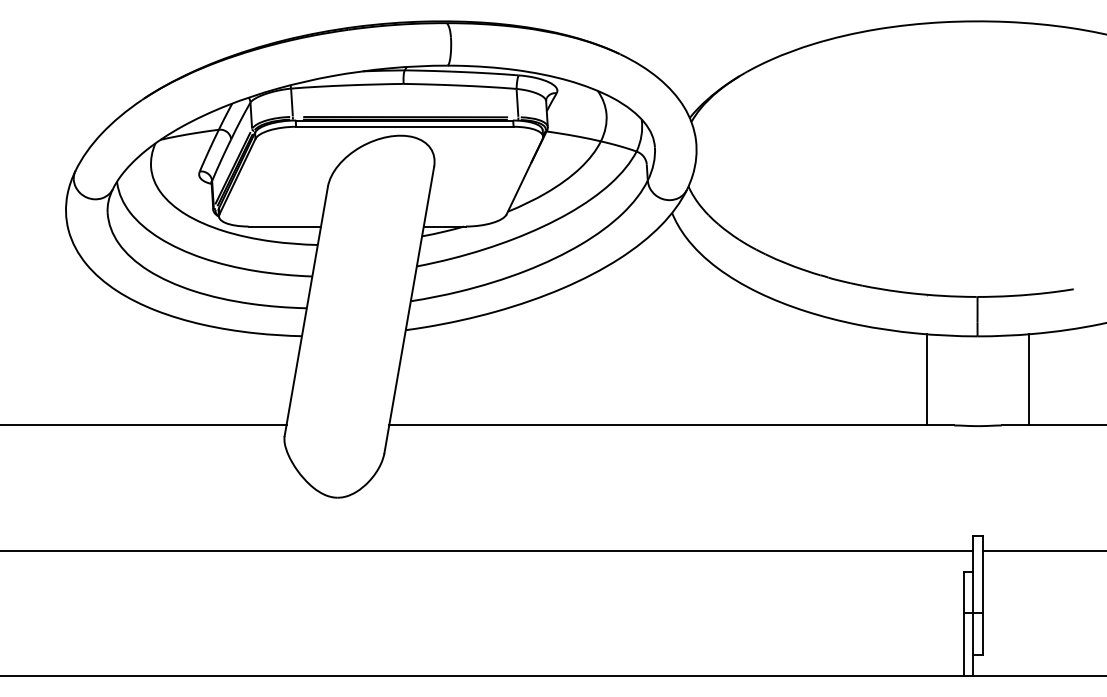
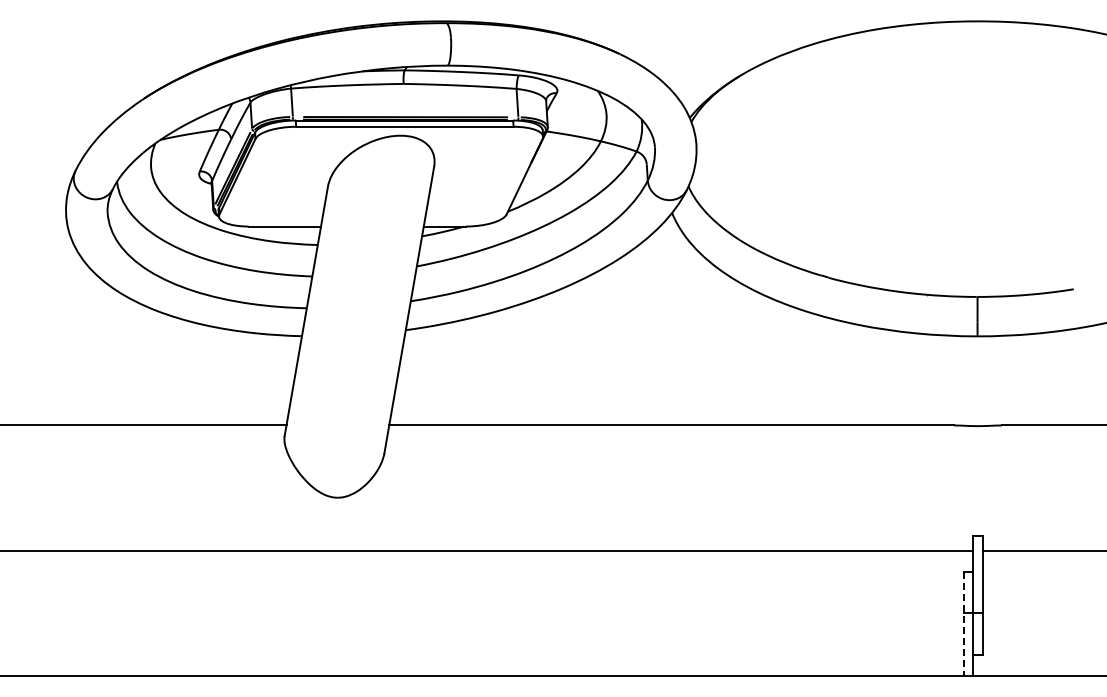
line: present -> none (927, 379)
line: present -> none (1028, 379)
line: solid -> dashed (963, 624)
